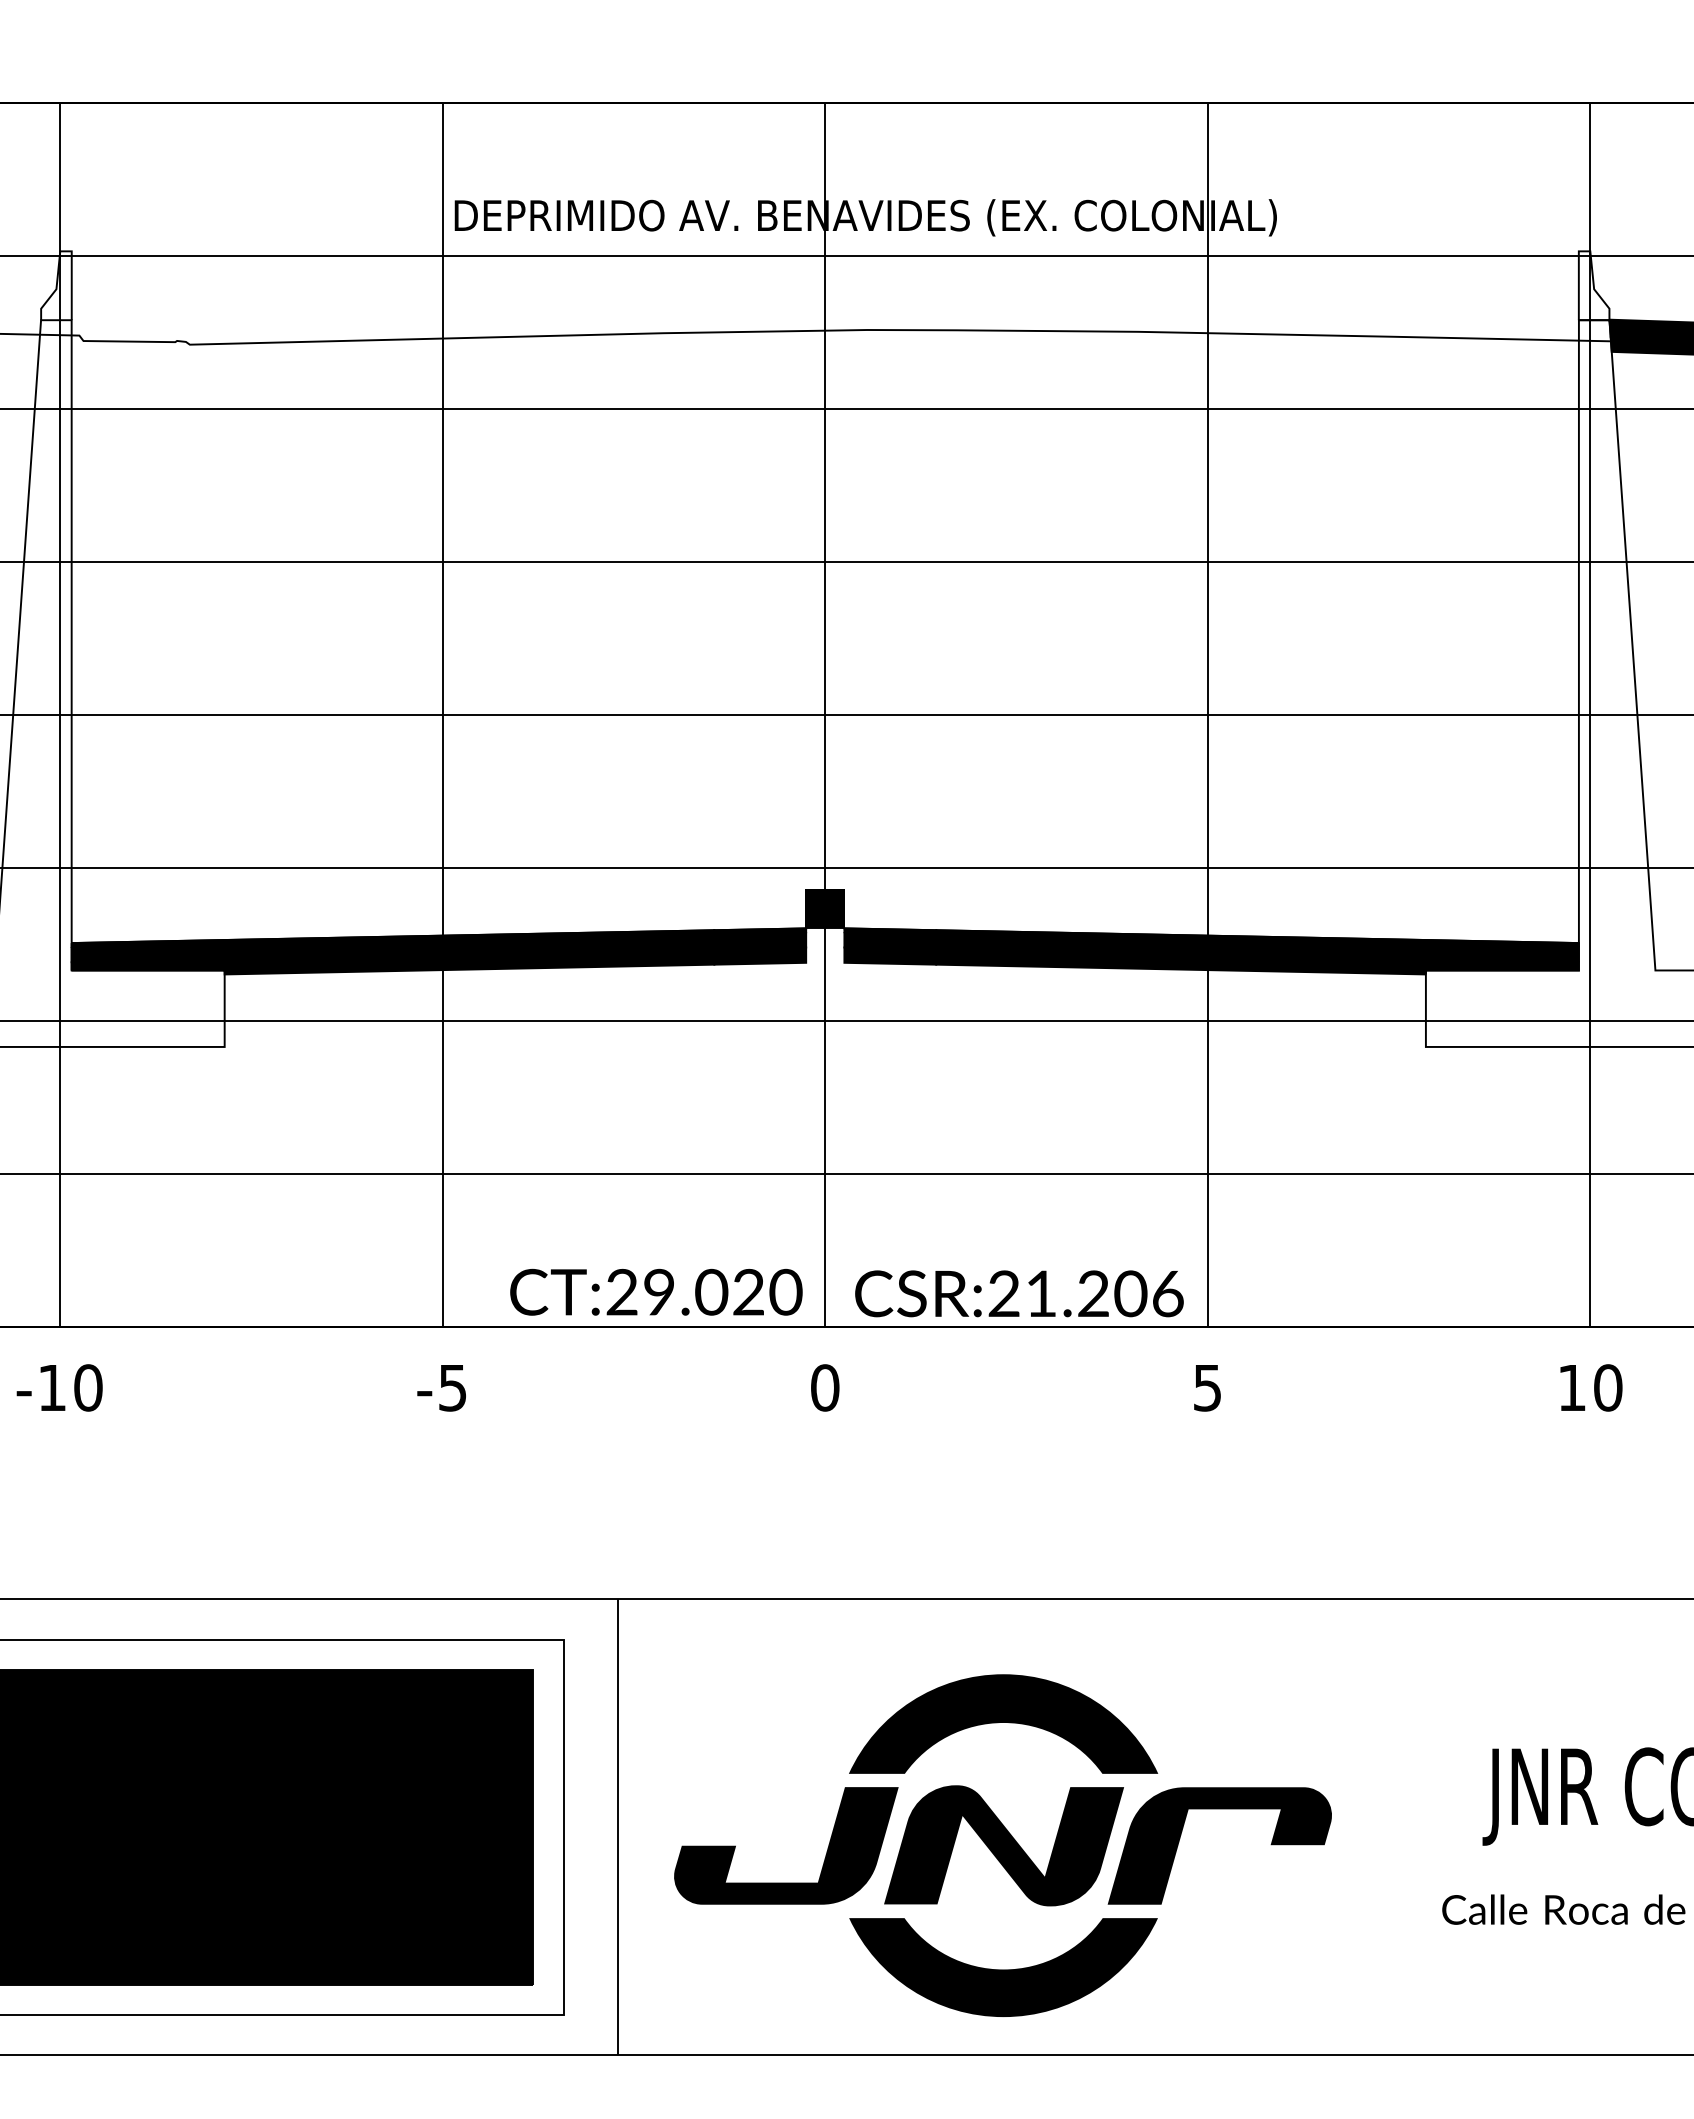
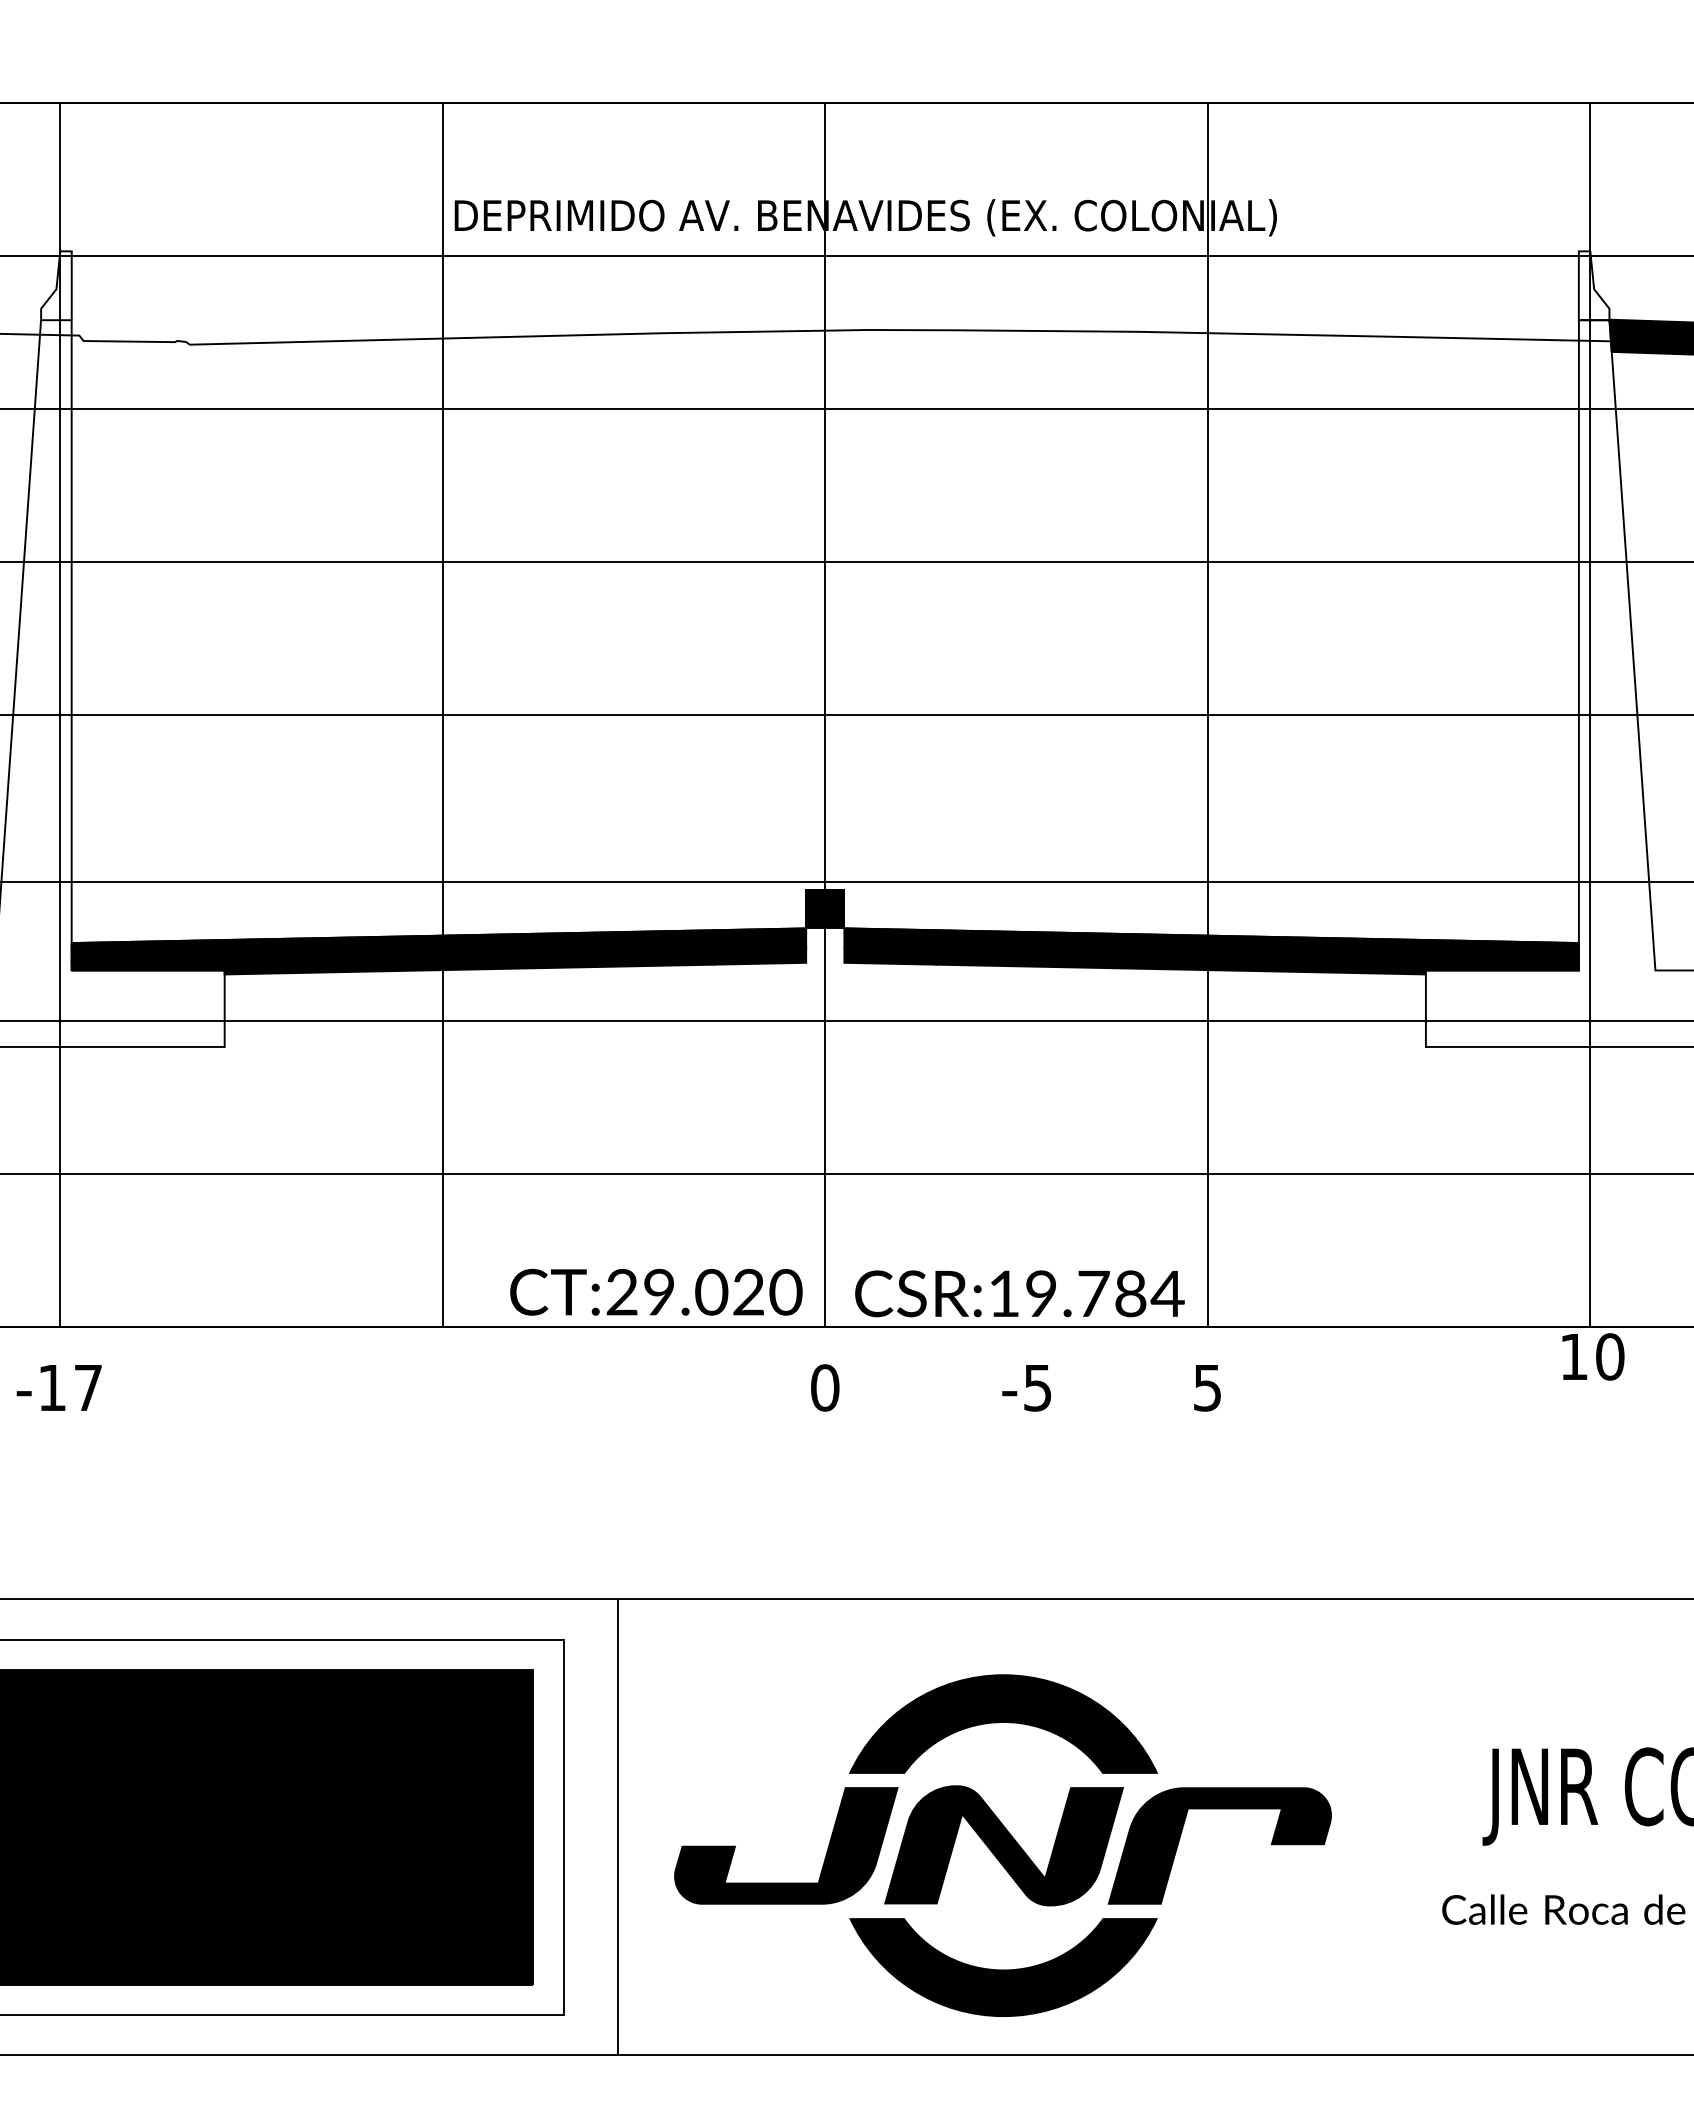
line position: (846, 867) -> (846, 881) (846, 881)
text: CSR:21.206 -> CSR:19.784 (1086, 1293)
text: -10 -> -17 (88, 1387)
text position: (1591, 1387) -> (1593, 1356) (1593, 1356)
text position: (441, 1388) -> (1026, 1388) (1026, 1388)
